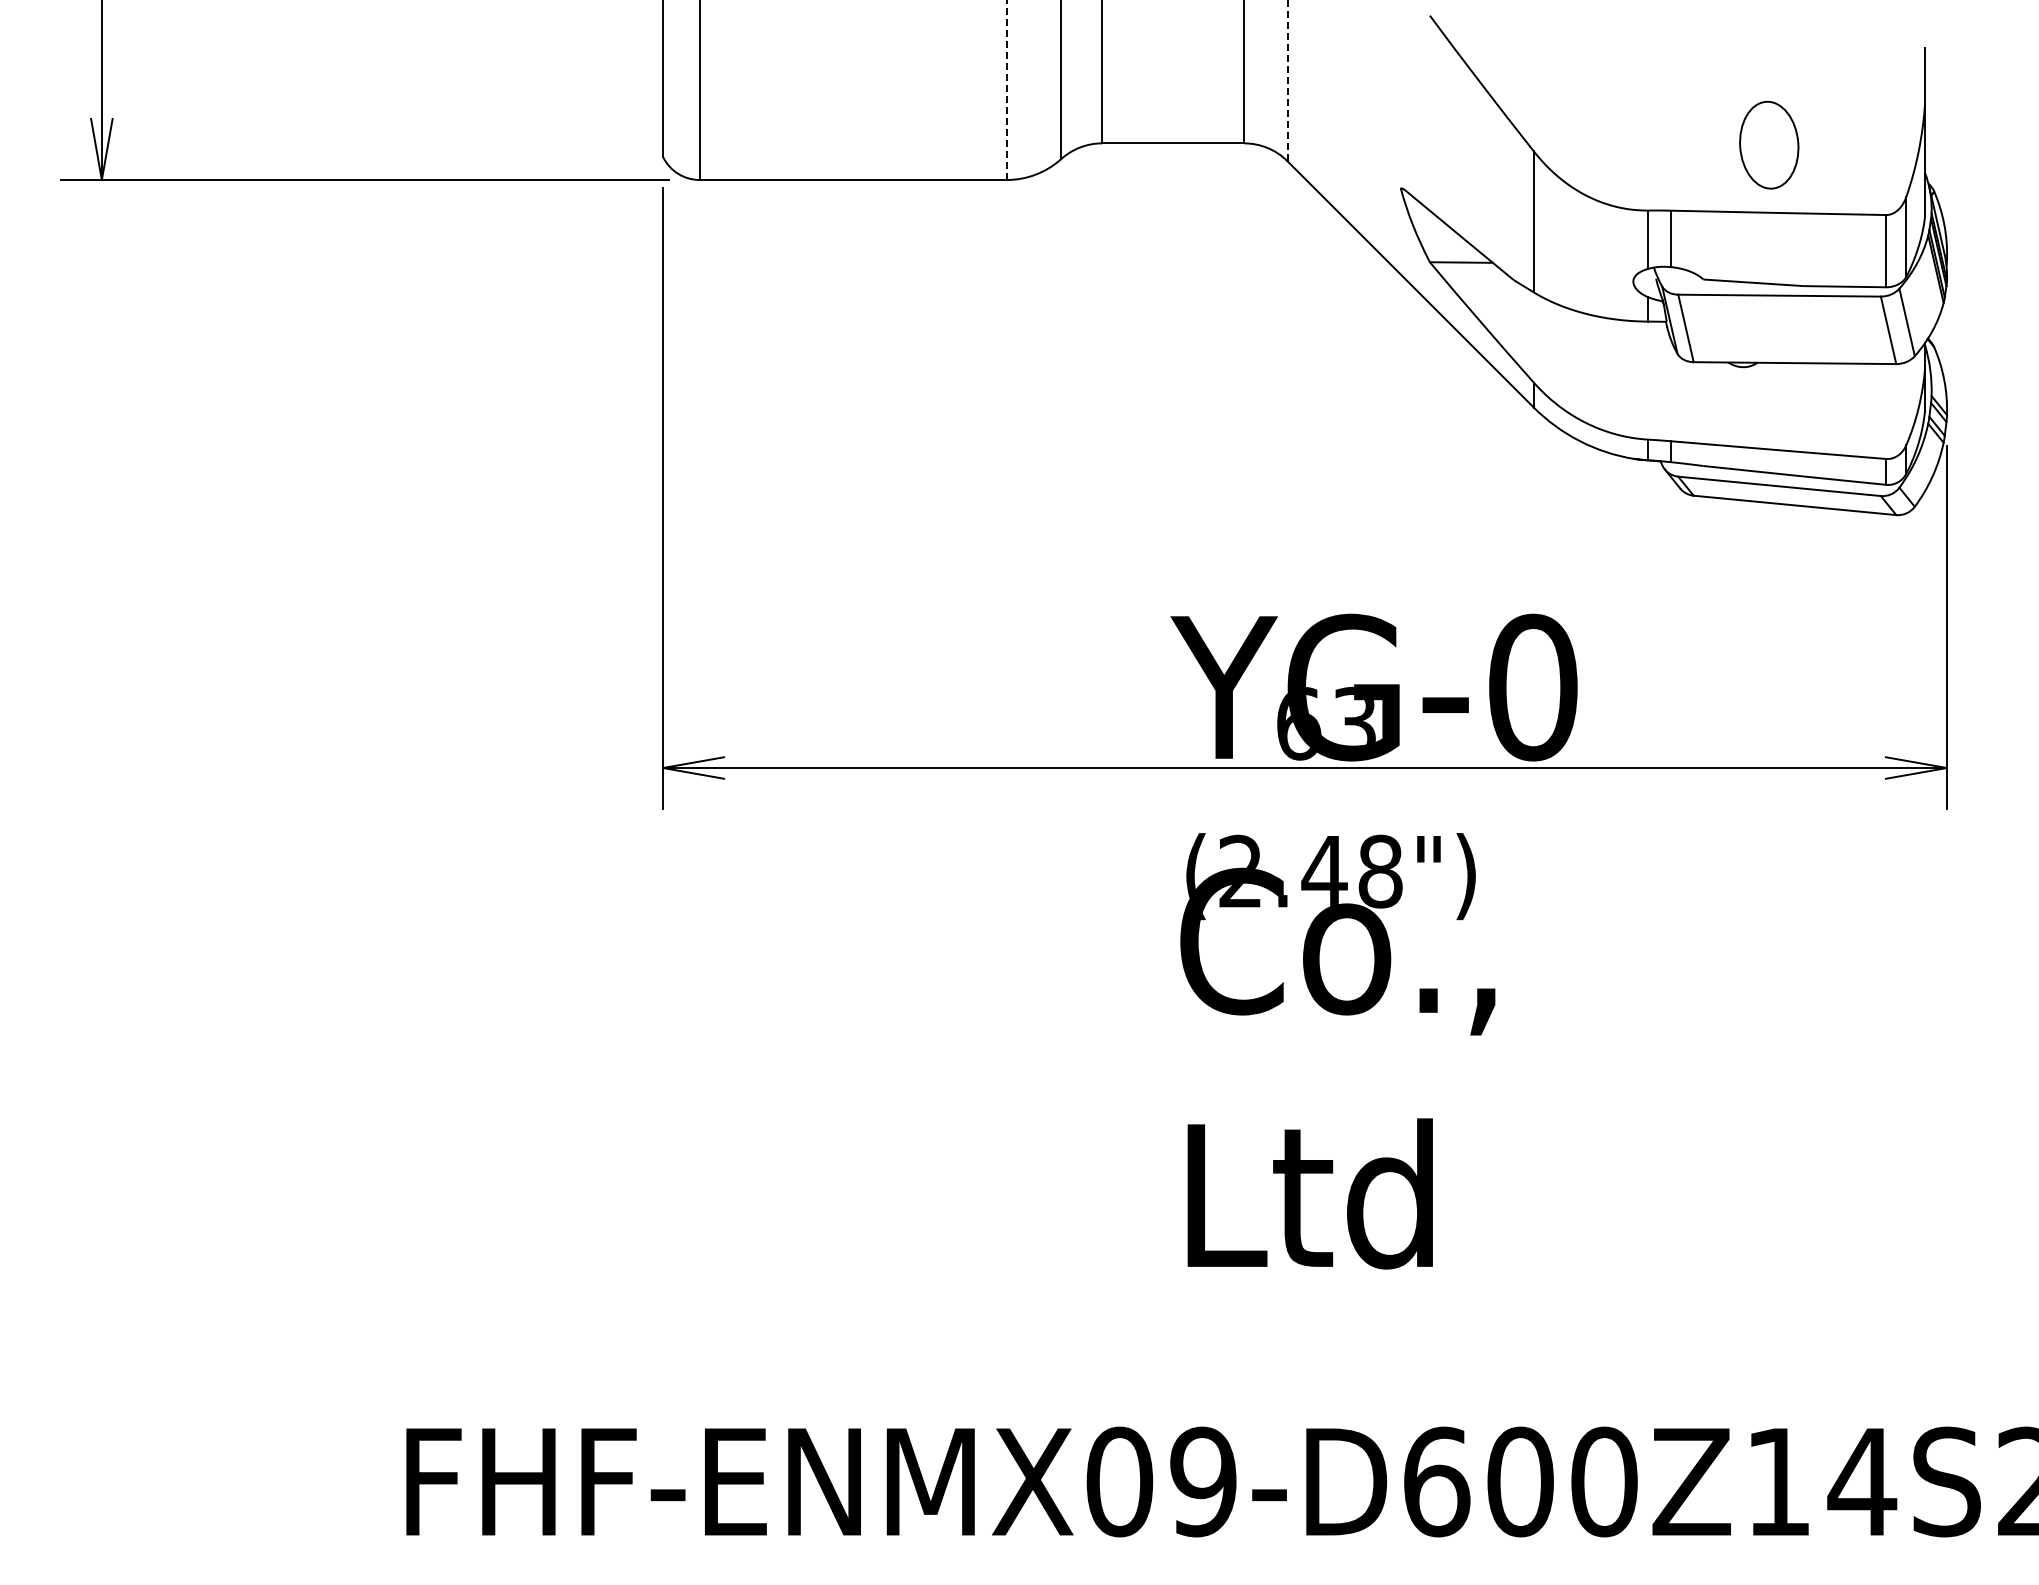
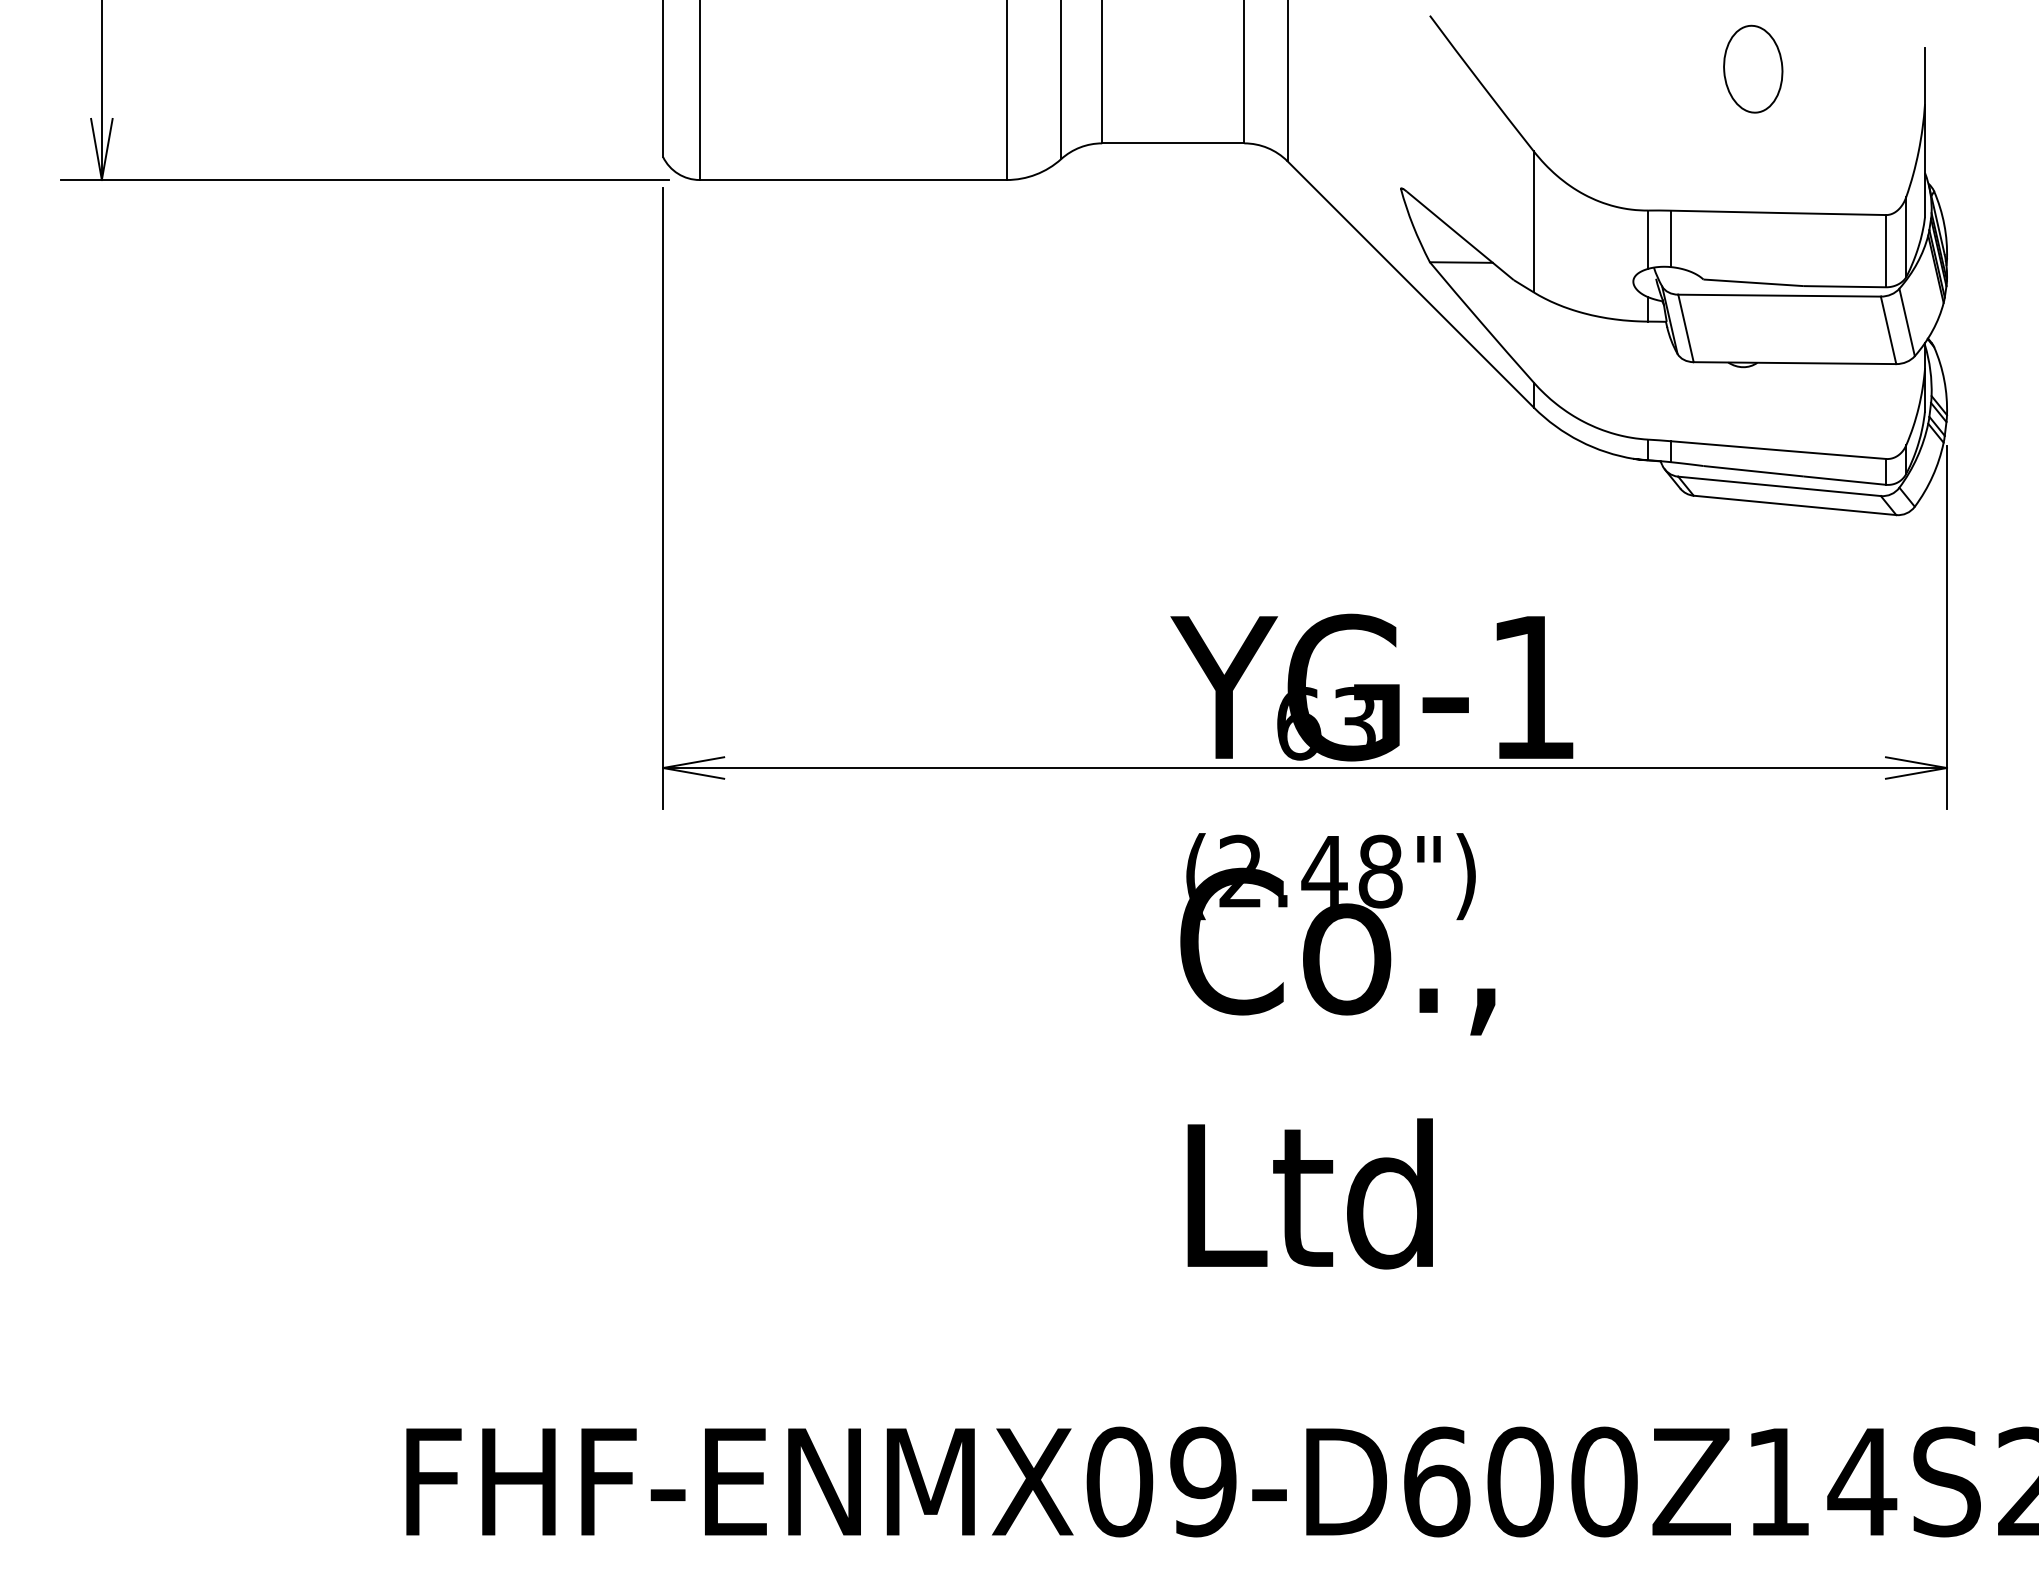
line: dashed -> solid (1287, 80)
line: dashed -> solid (1006, 90)
part position: (1769, 144) -> (1753, 68) (1753, 68)
text: YG-0 -> YG-1 (1533, 687)
